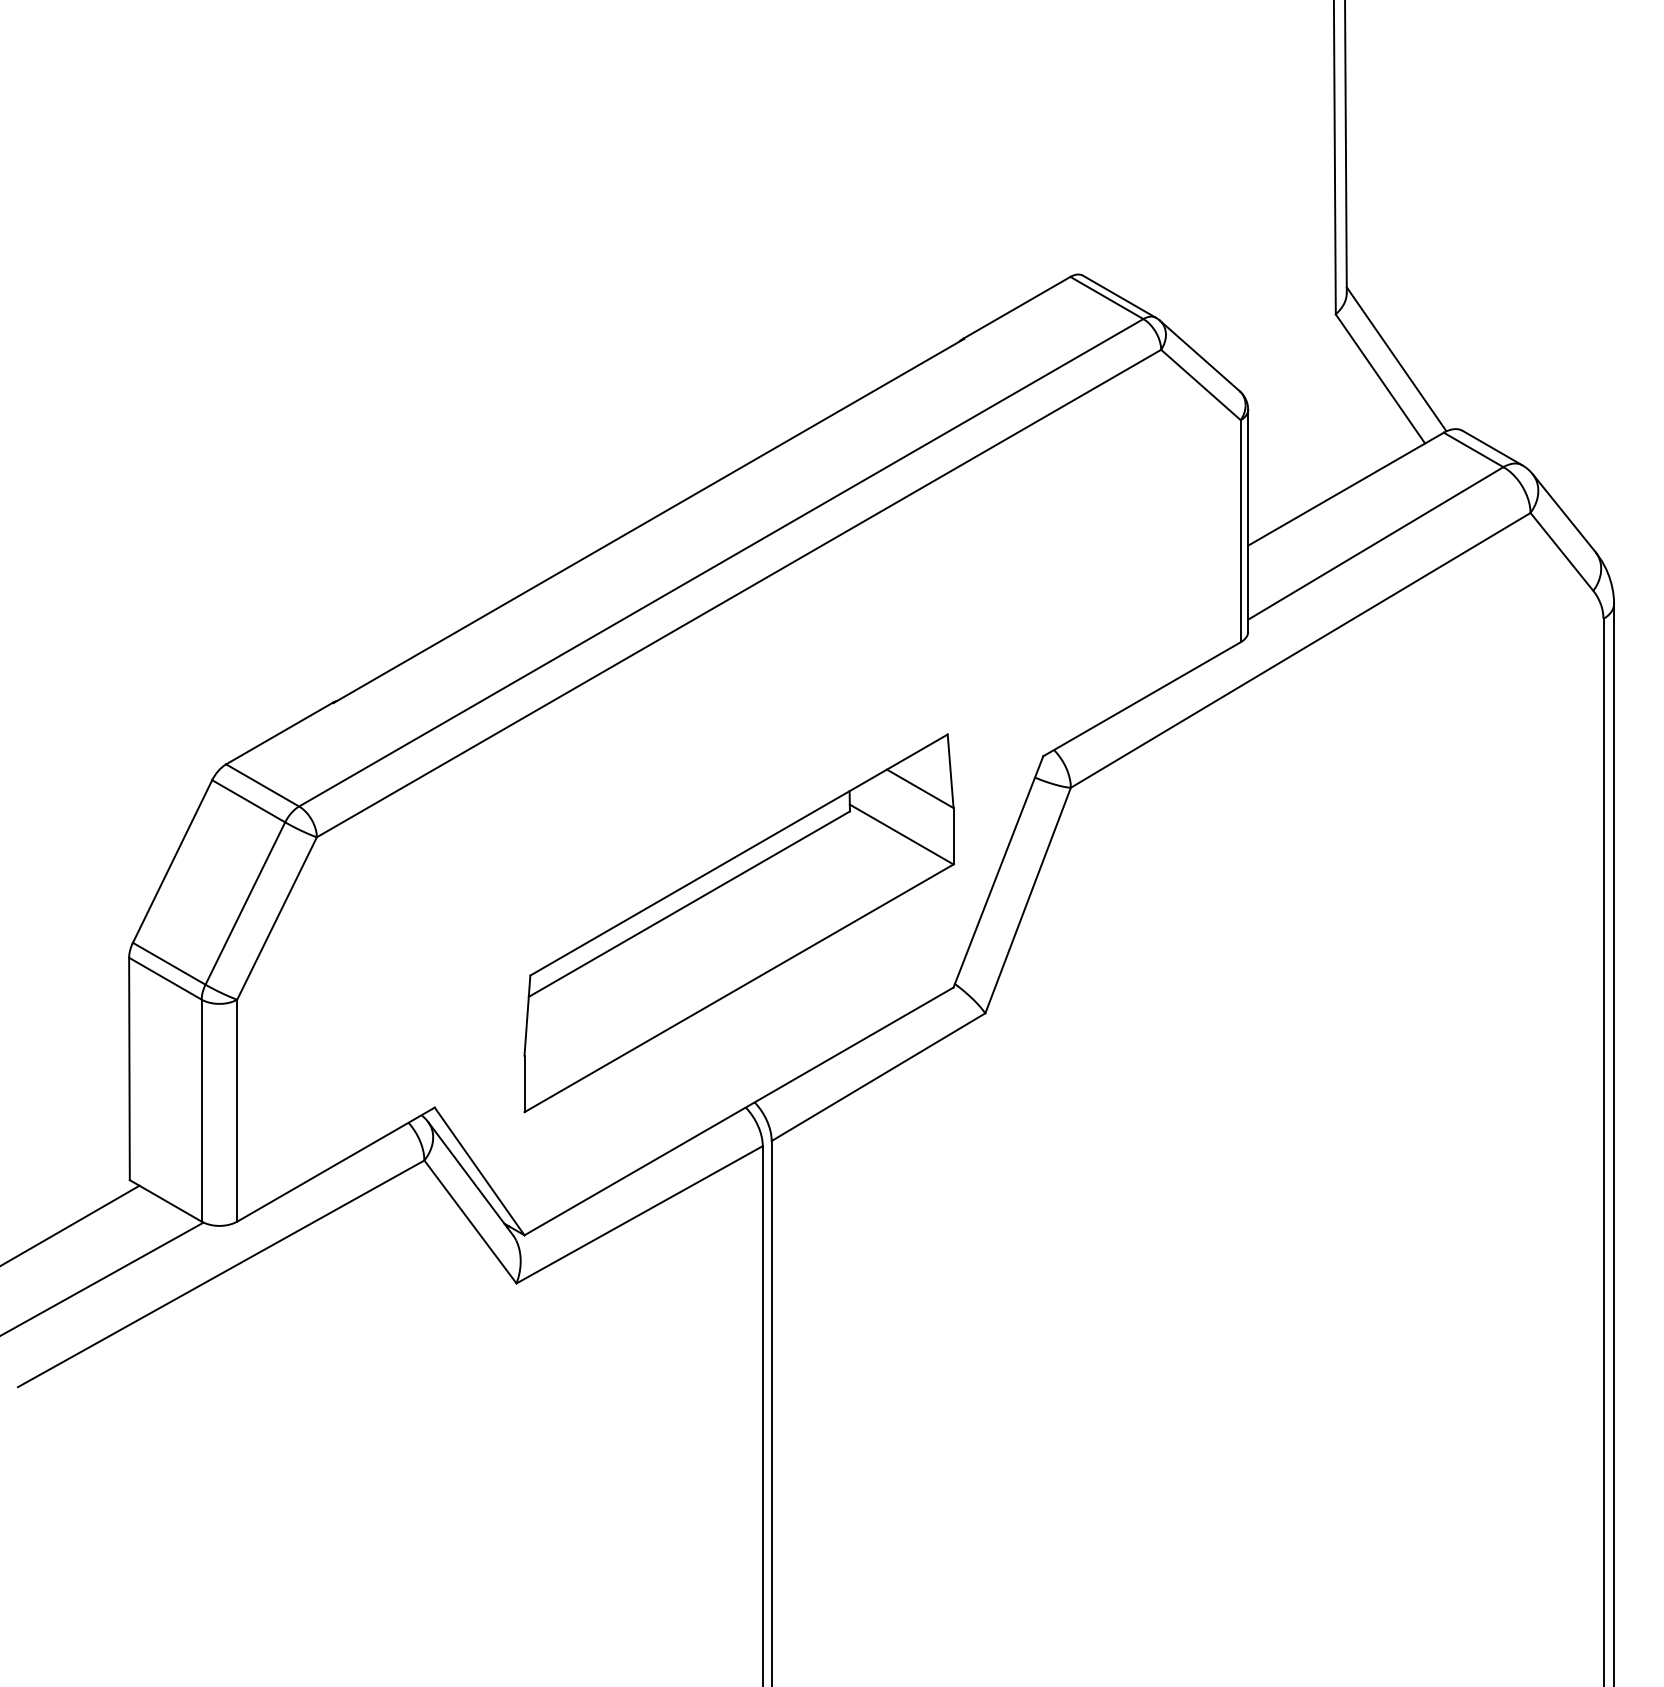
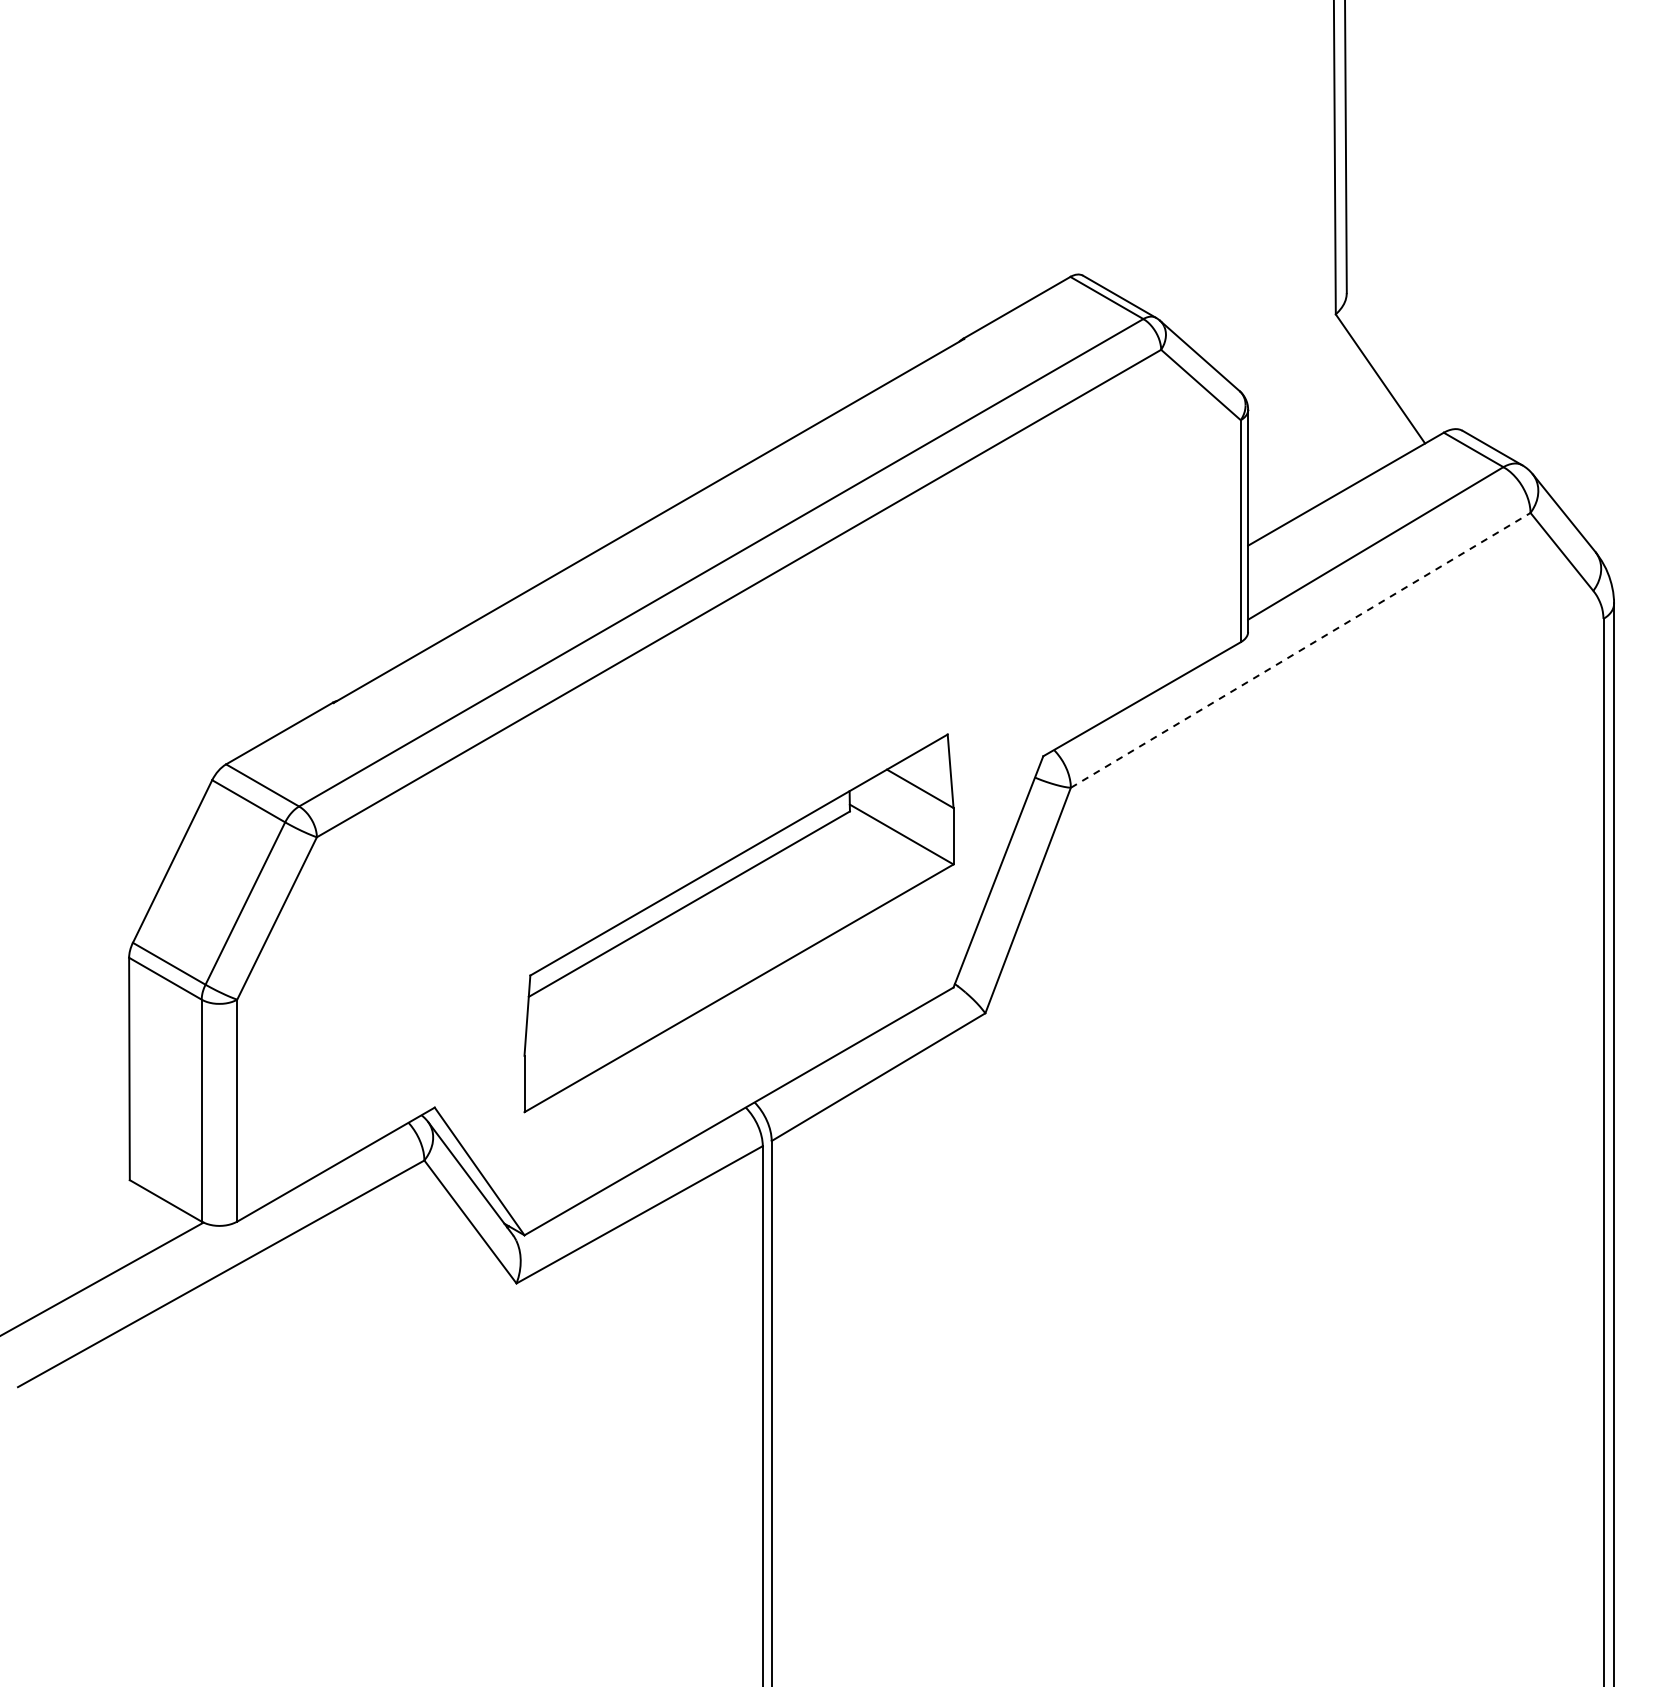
line: present -> none (1396, 359)
line: solid -> dashed (1300, 650)
line: present -> none (70, 1224)
